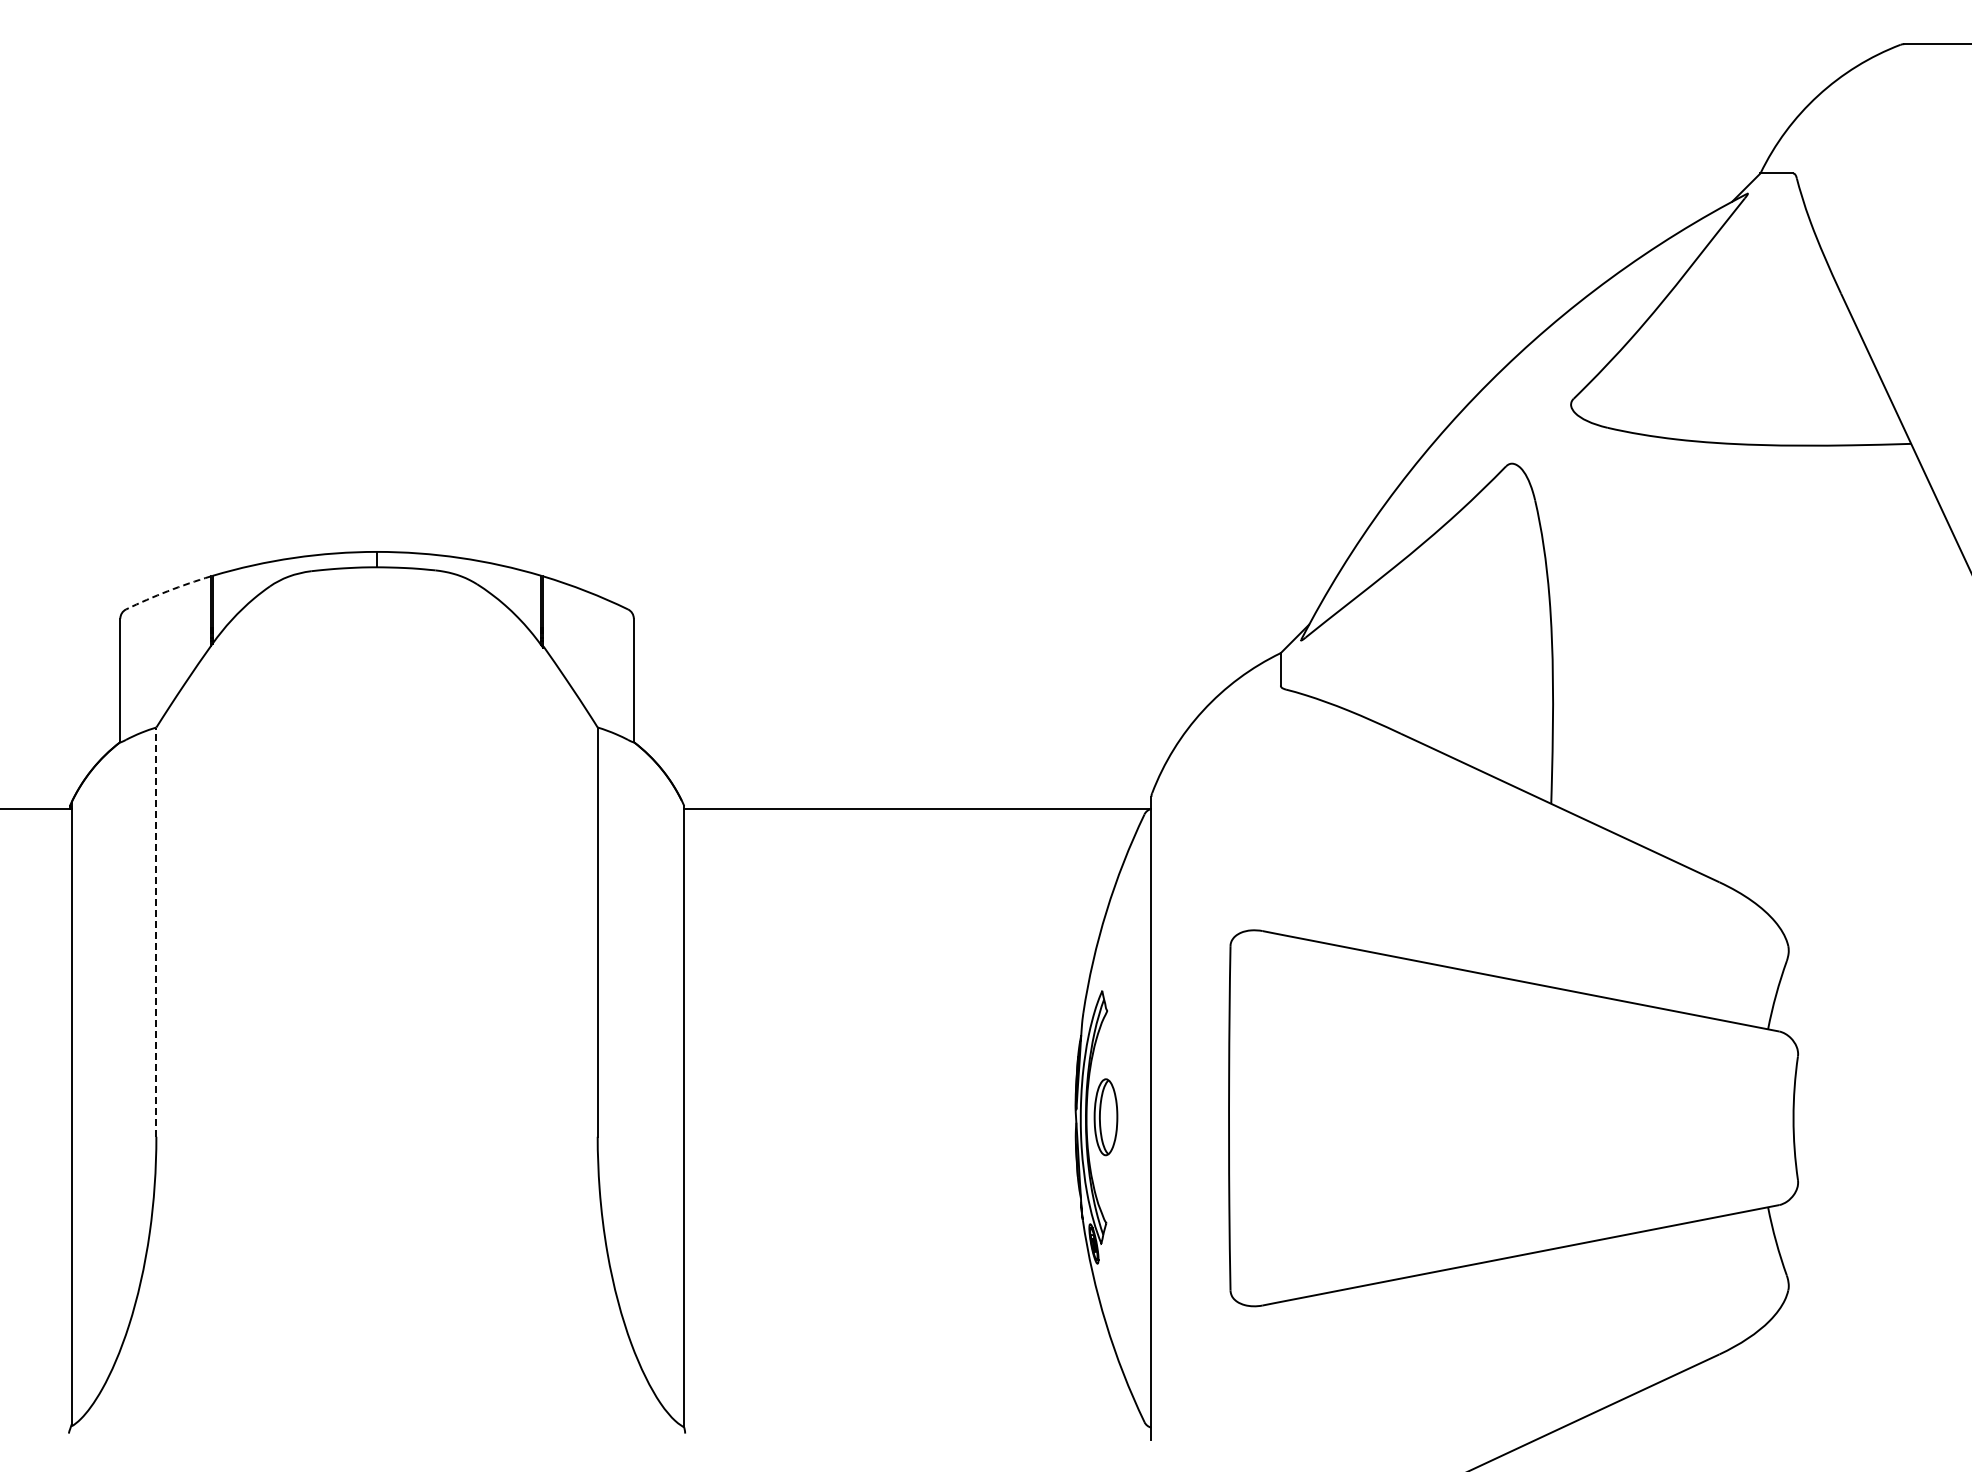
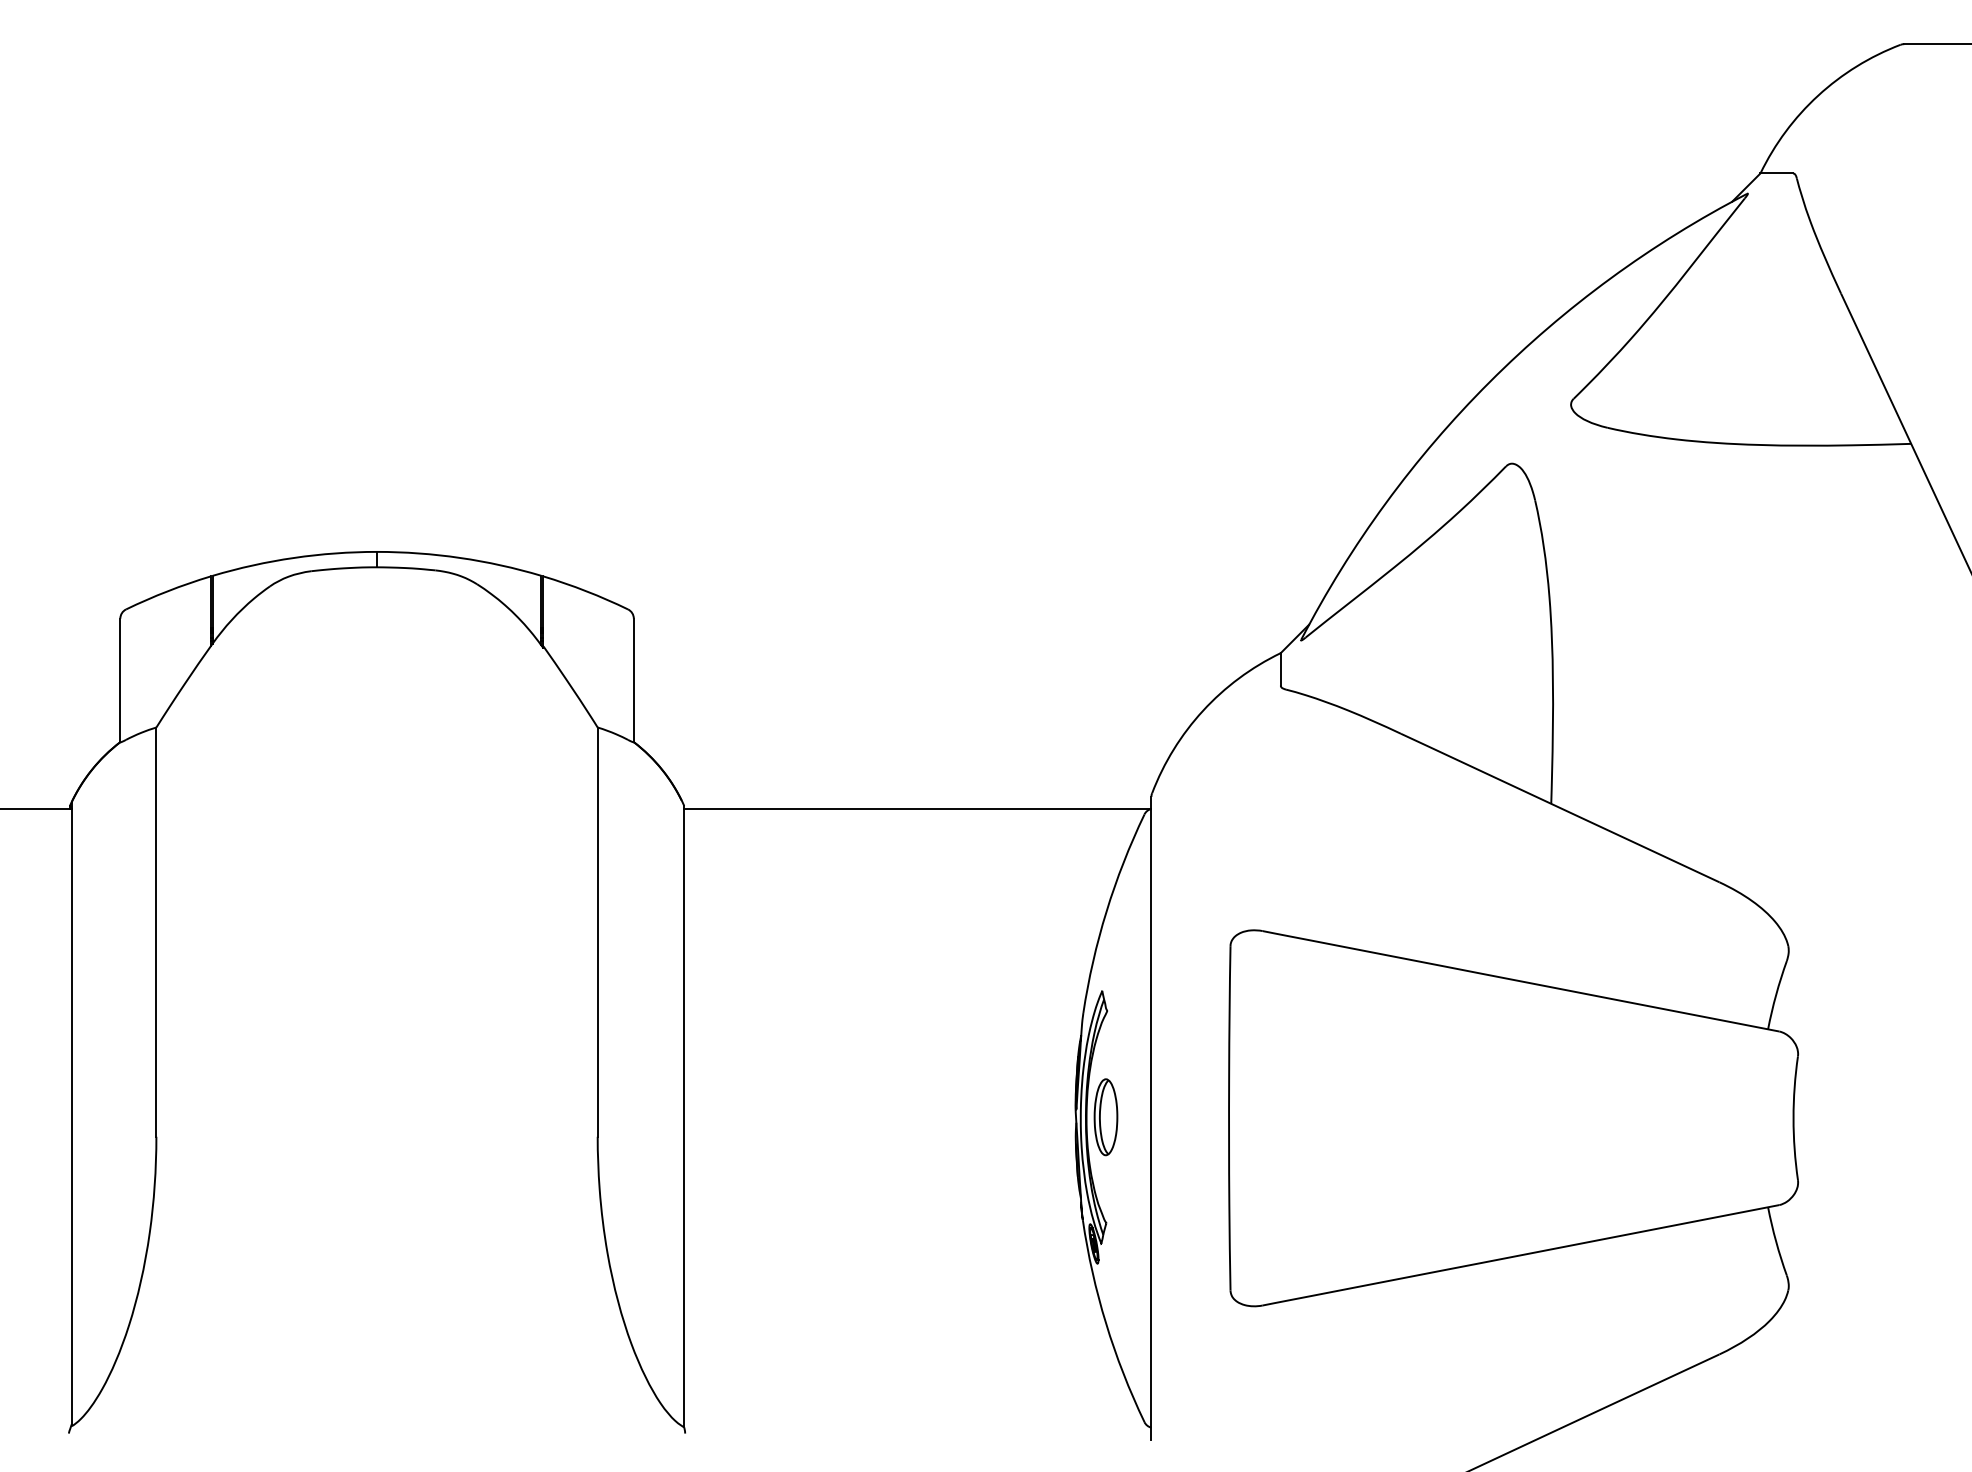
arc: dashed -> solid (167, 591)
line: dashed -> solid (156, 932)
